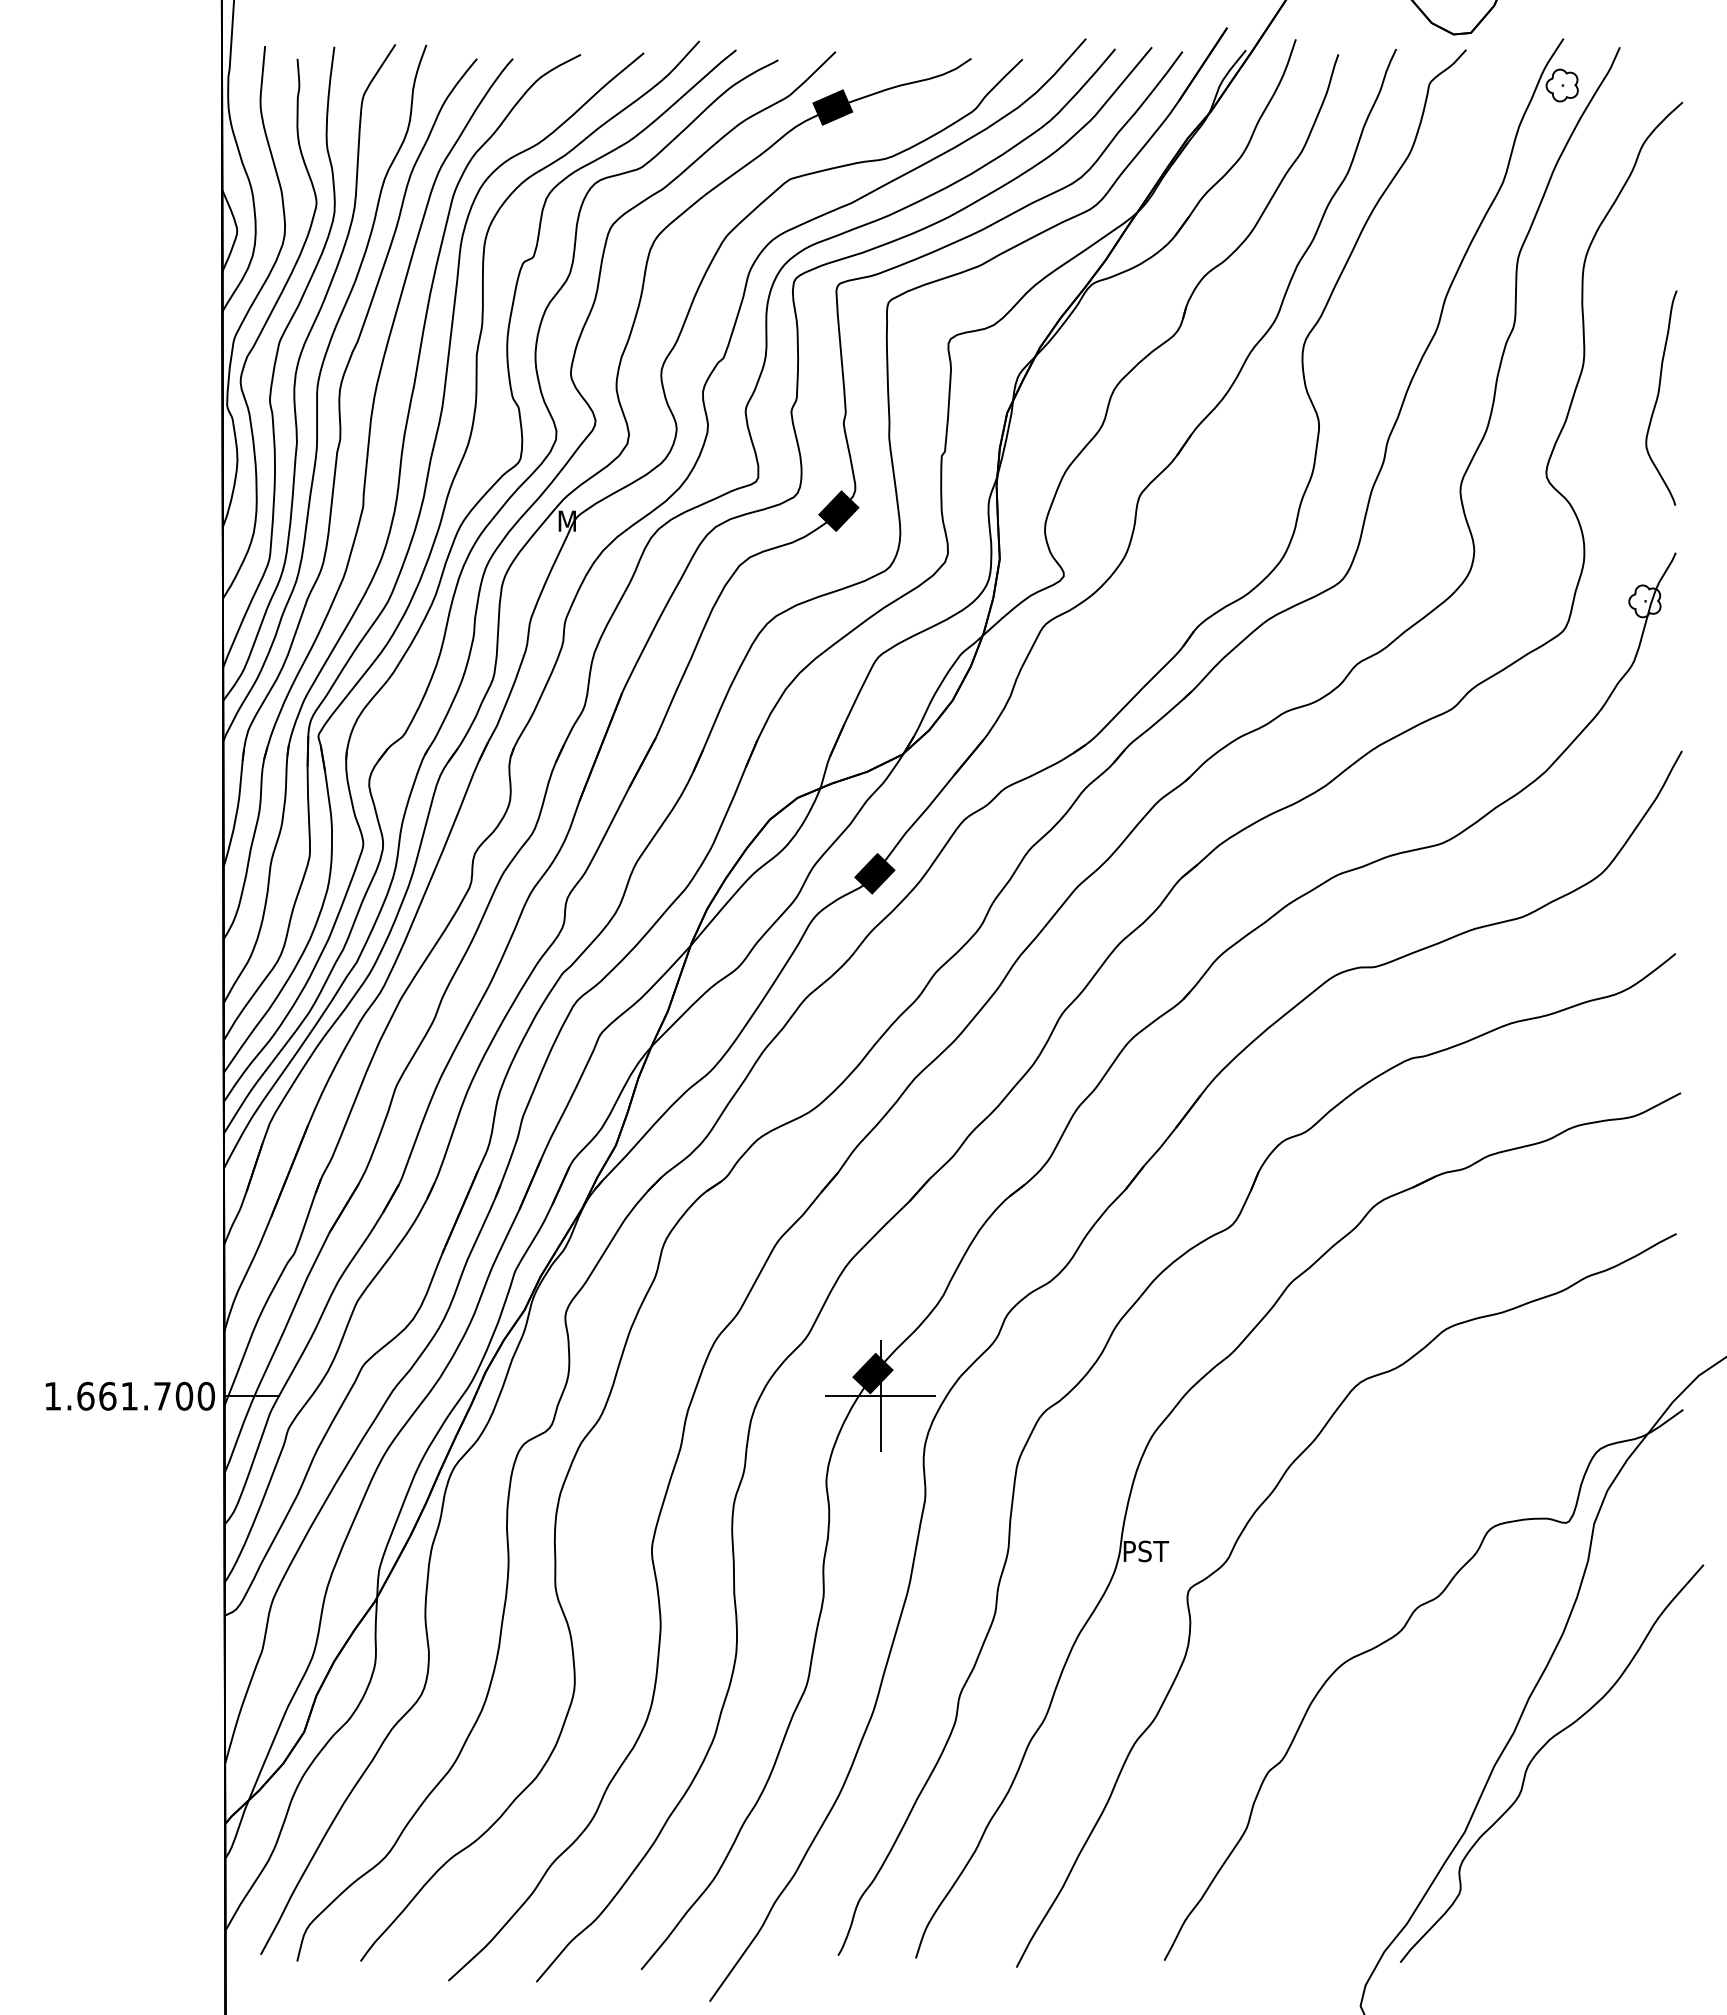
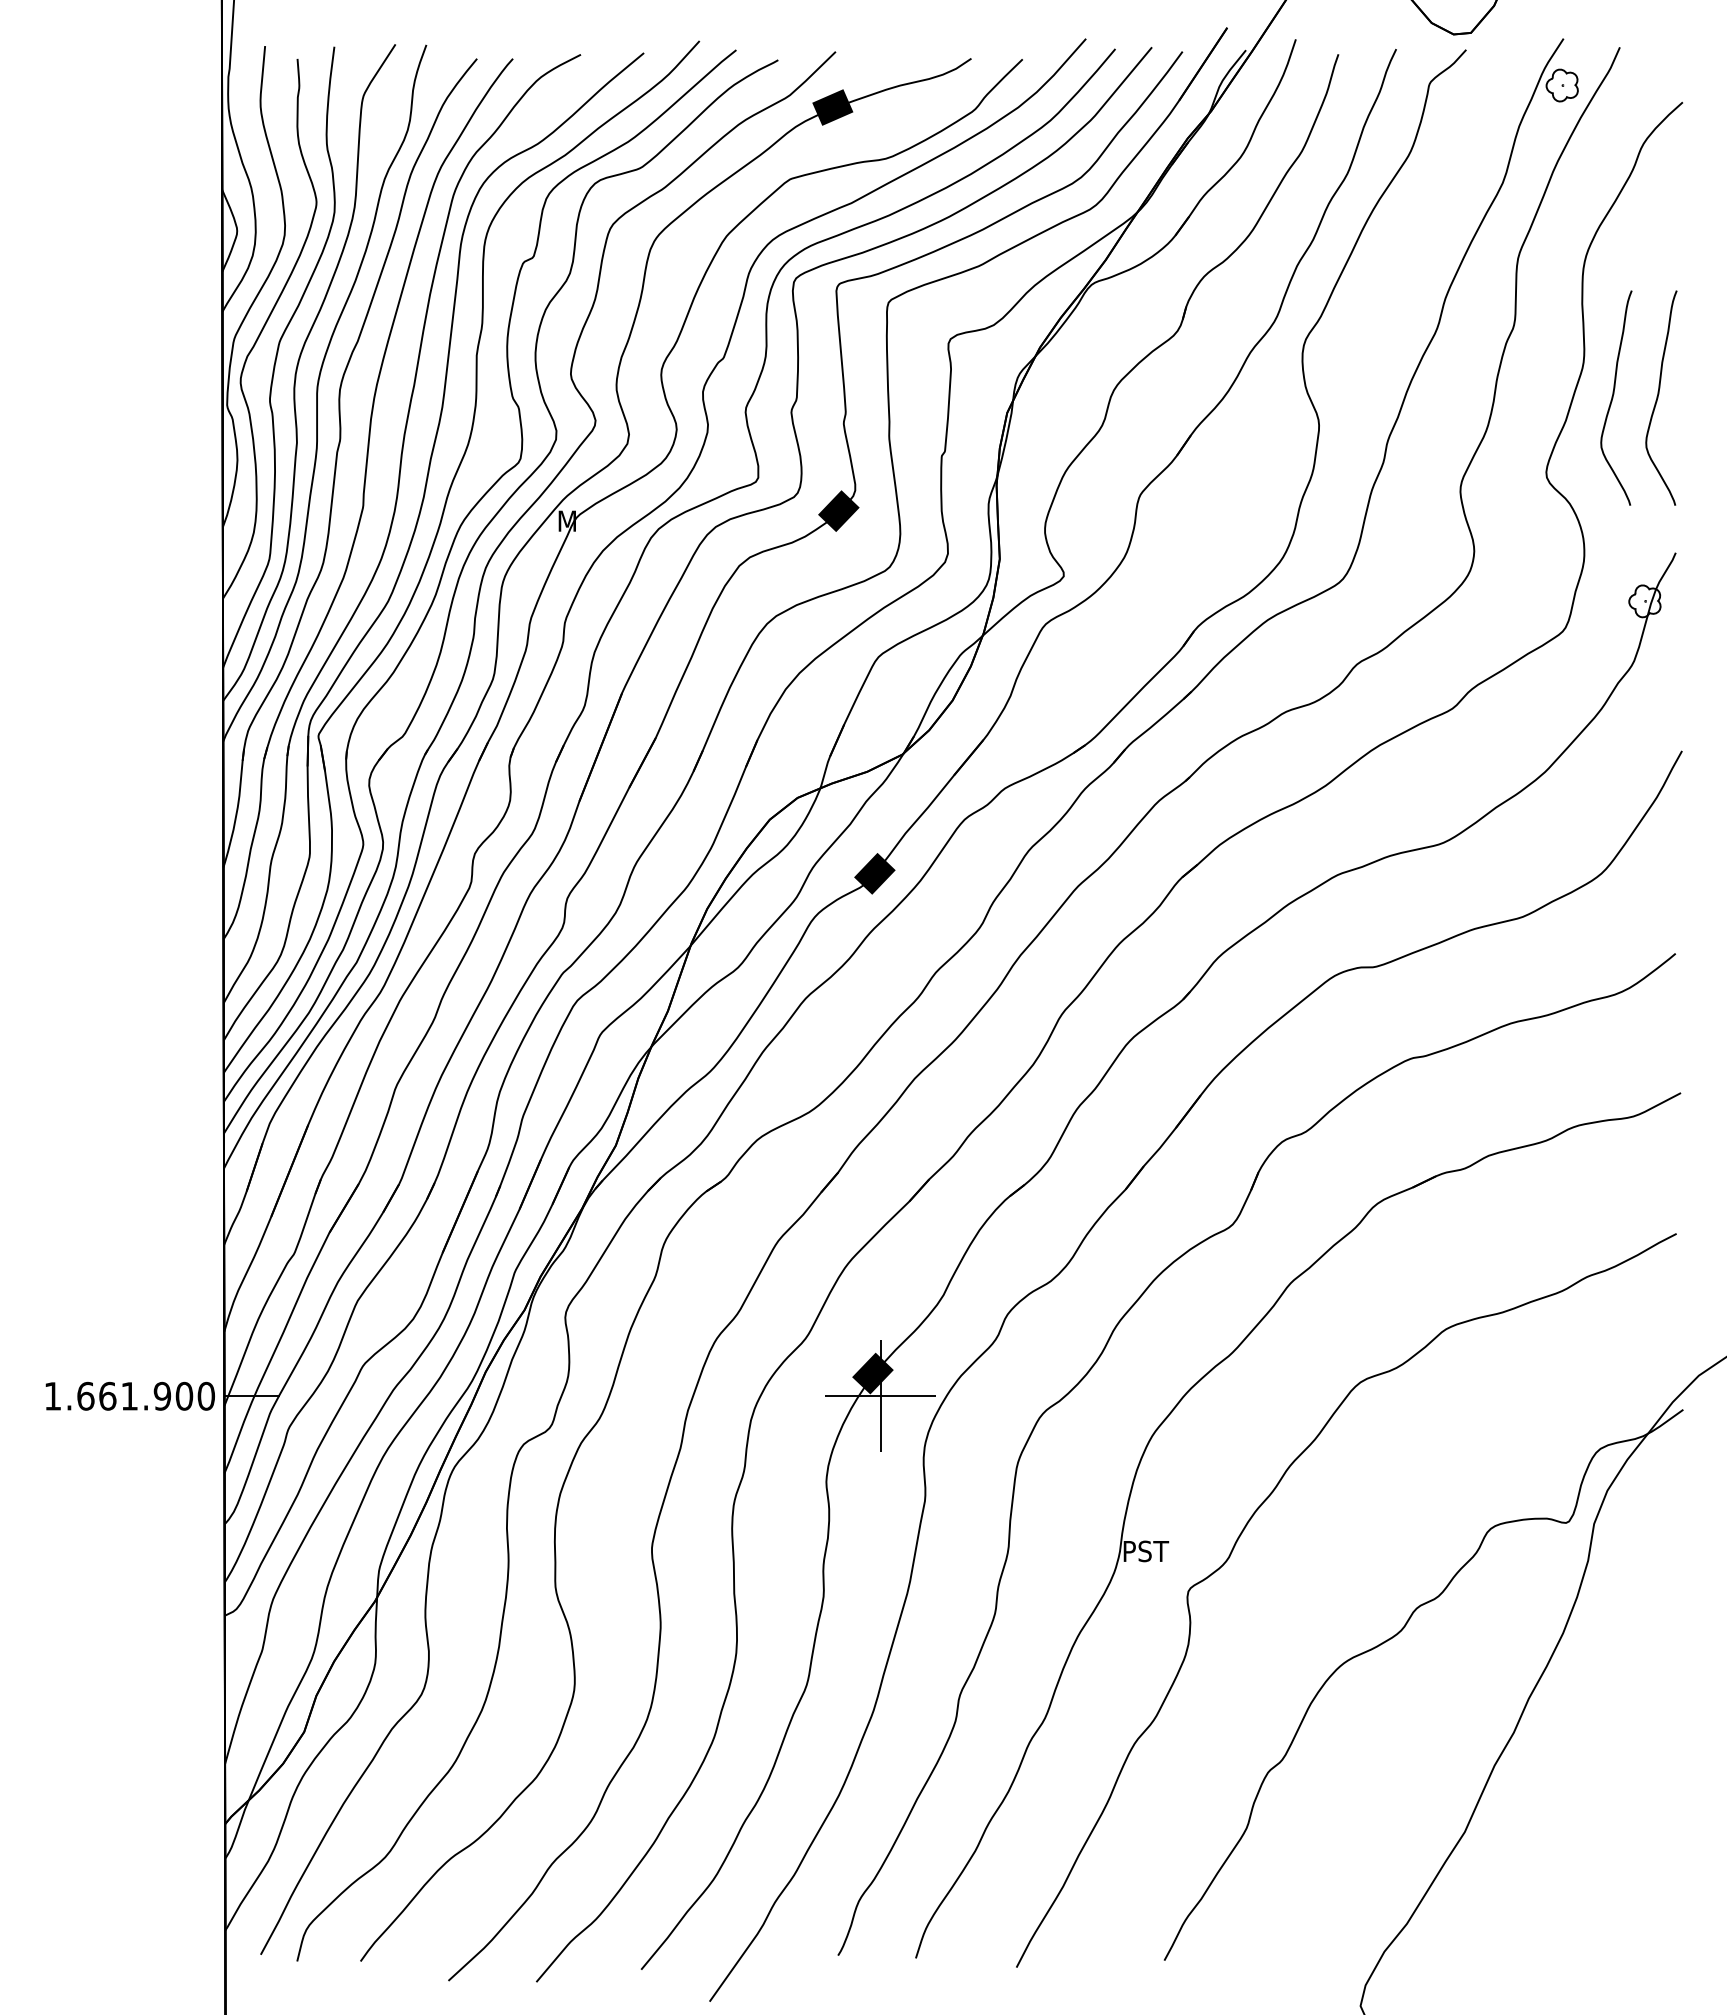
curve: none -> present (1613, 397)
text: 1.661.700 -> 1.661.900 (162, 1395)
curve: present -> none (1539, 1752)
